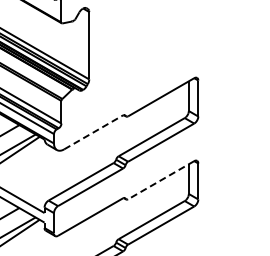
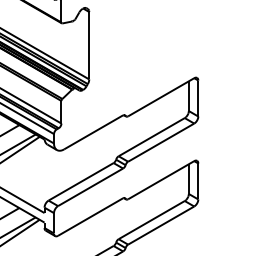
line: dashed -> solid (94, 132)
line: dashed -> solid (160, 180)
